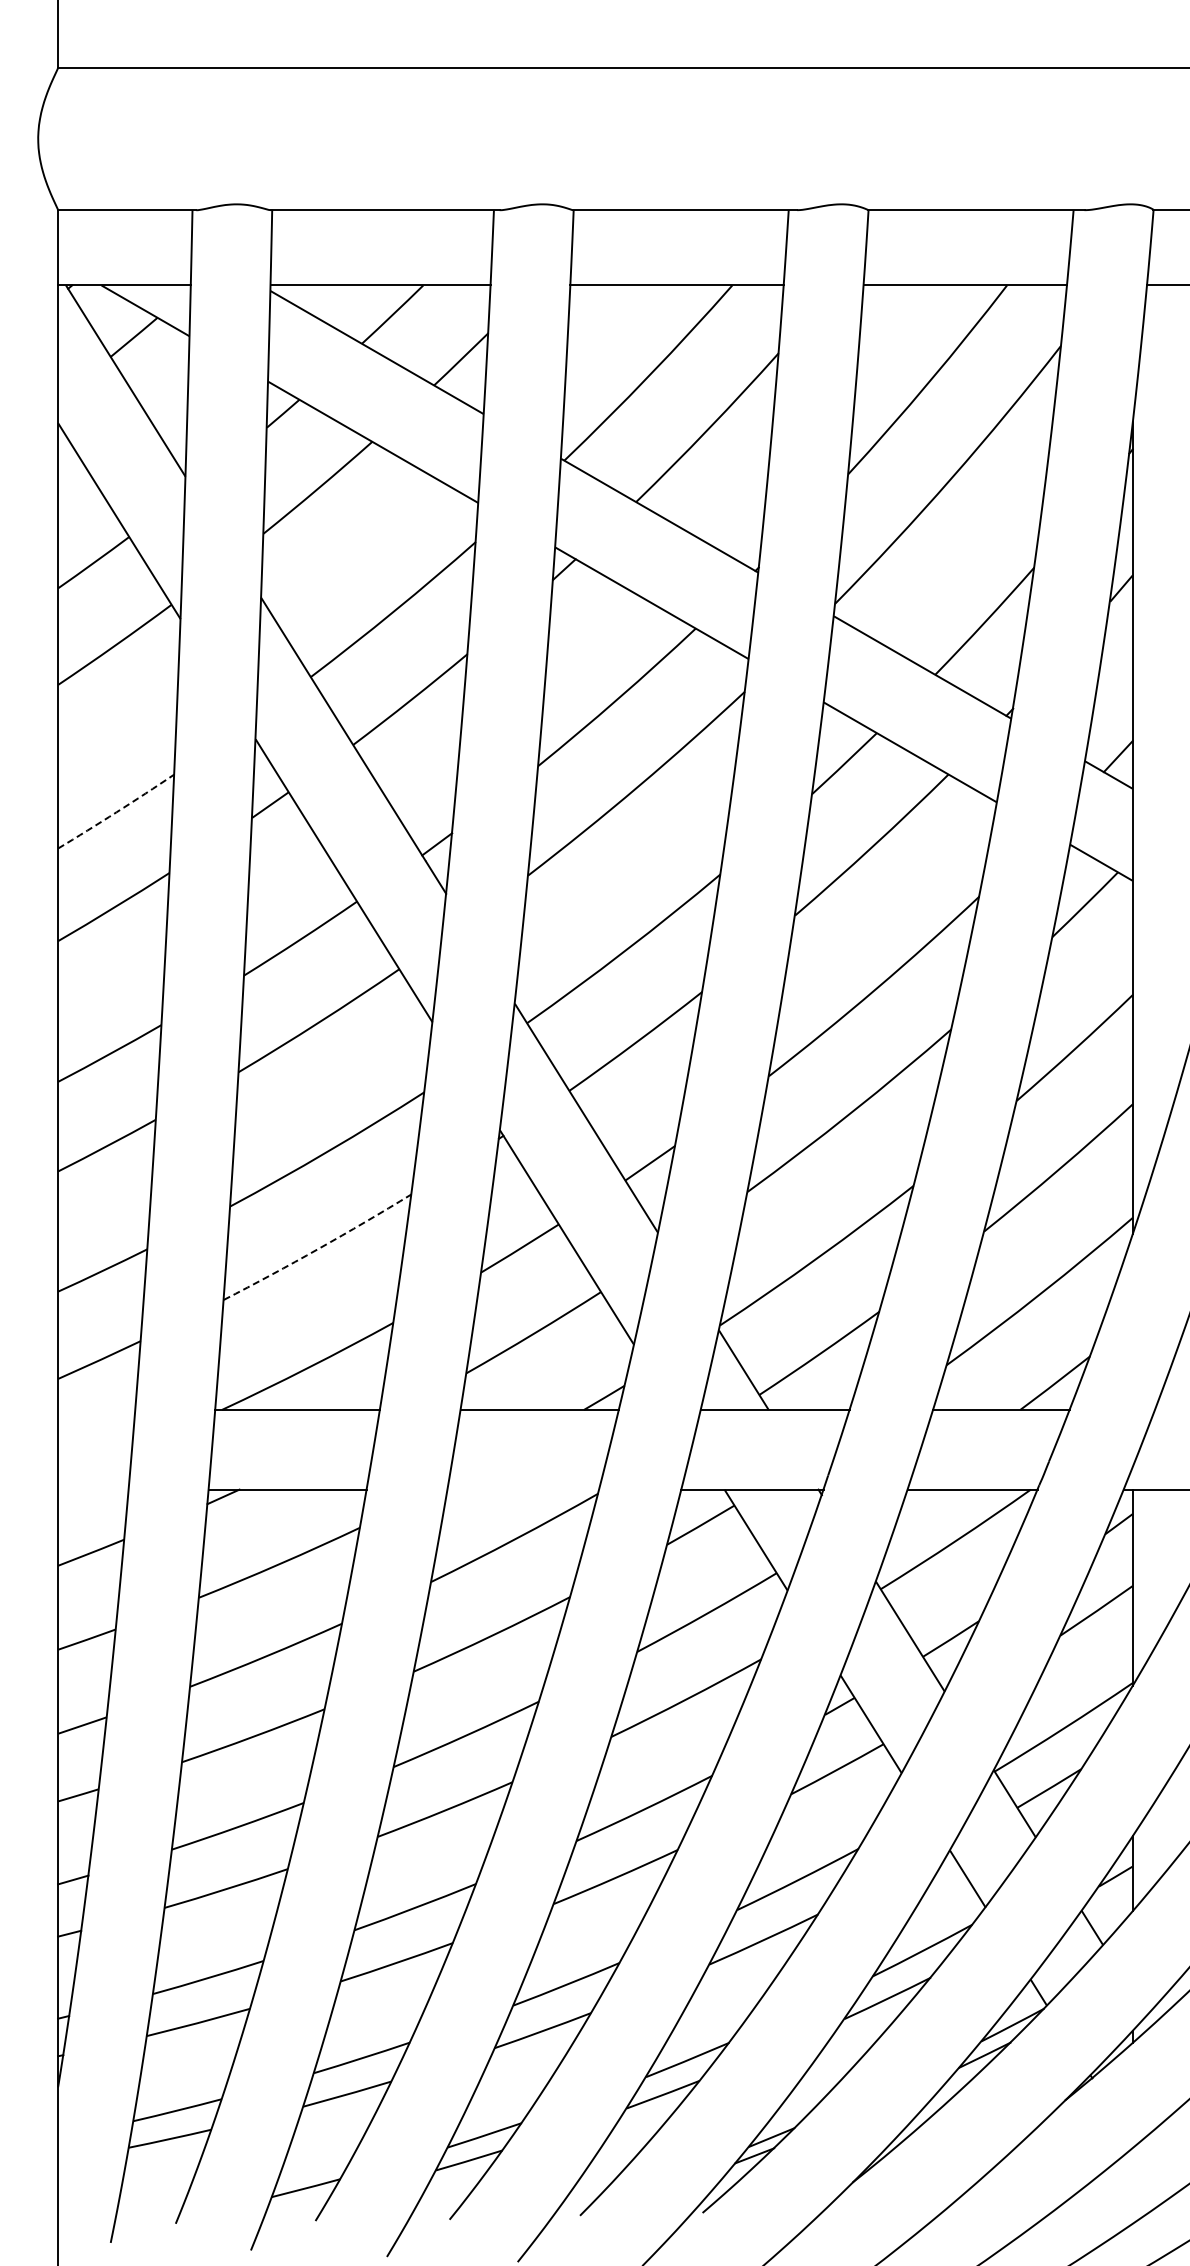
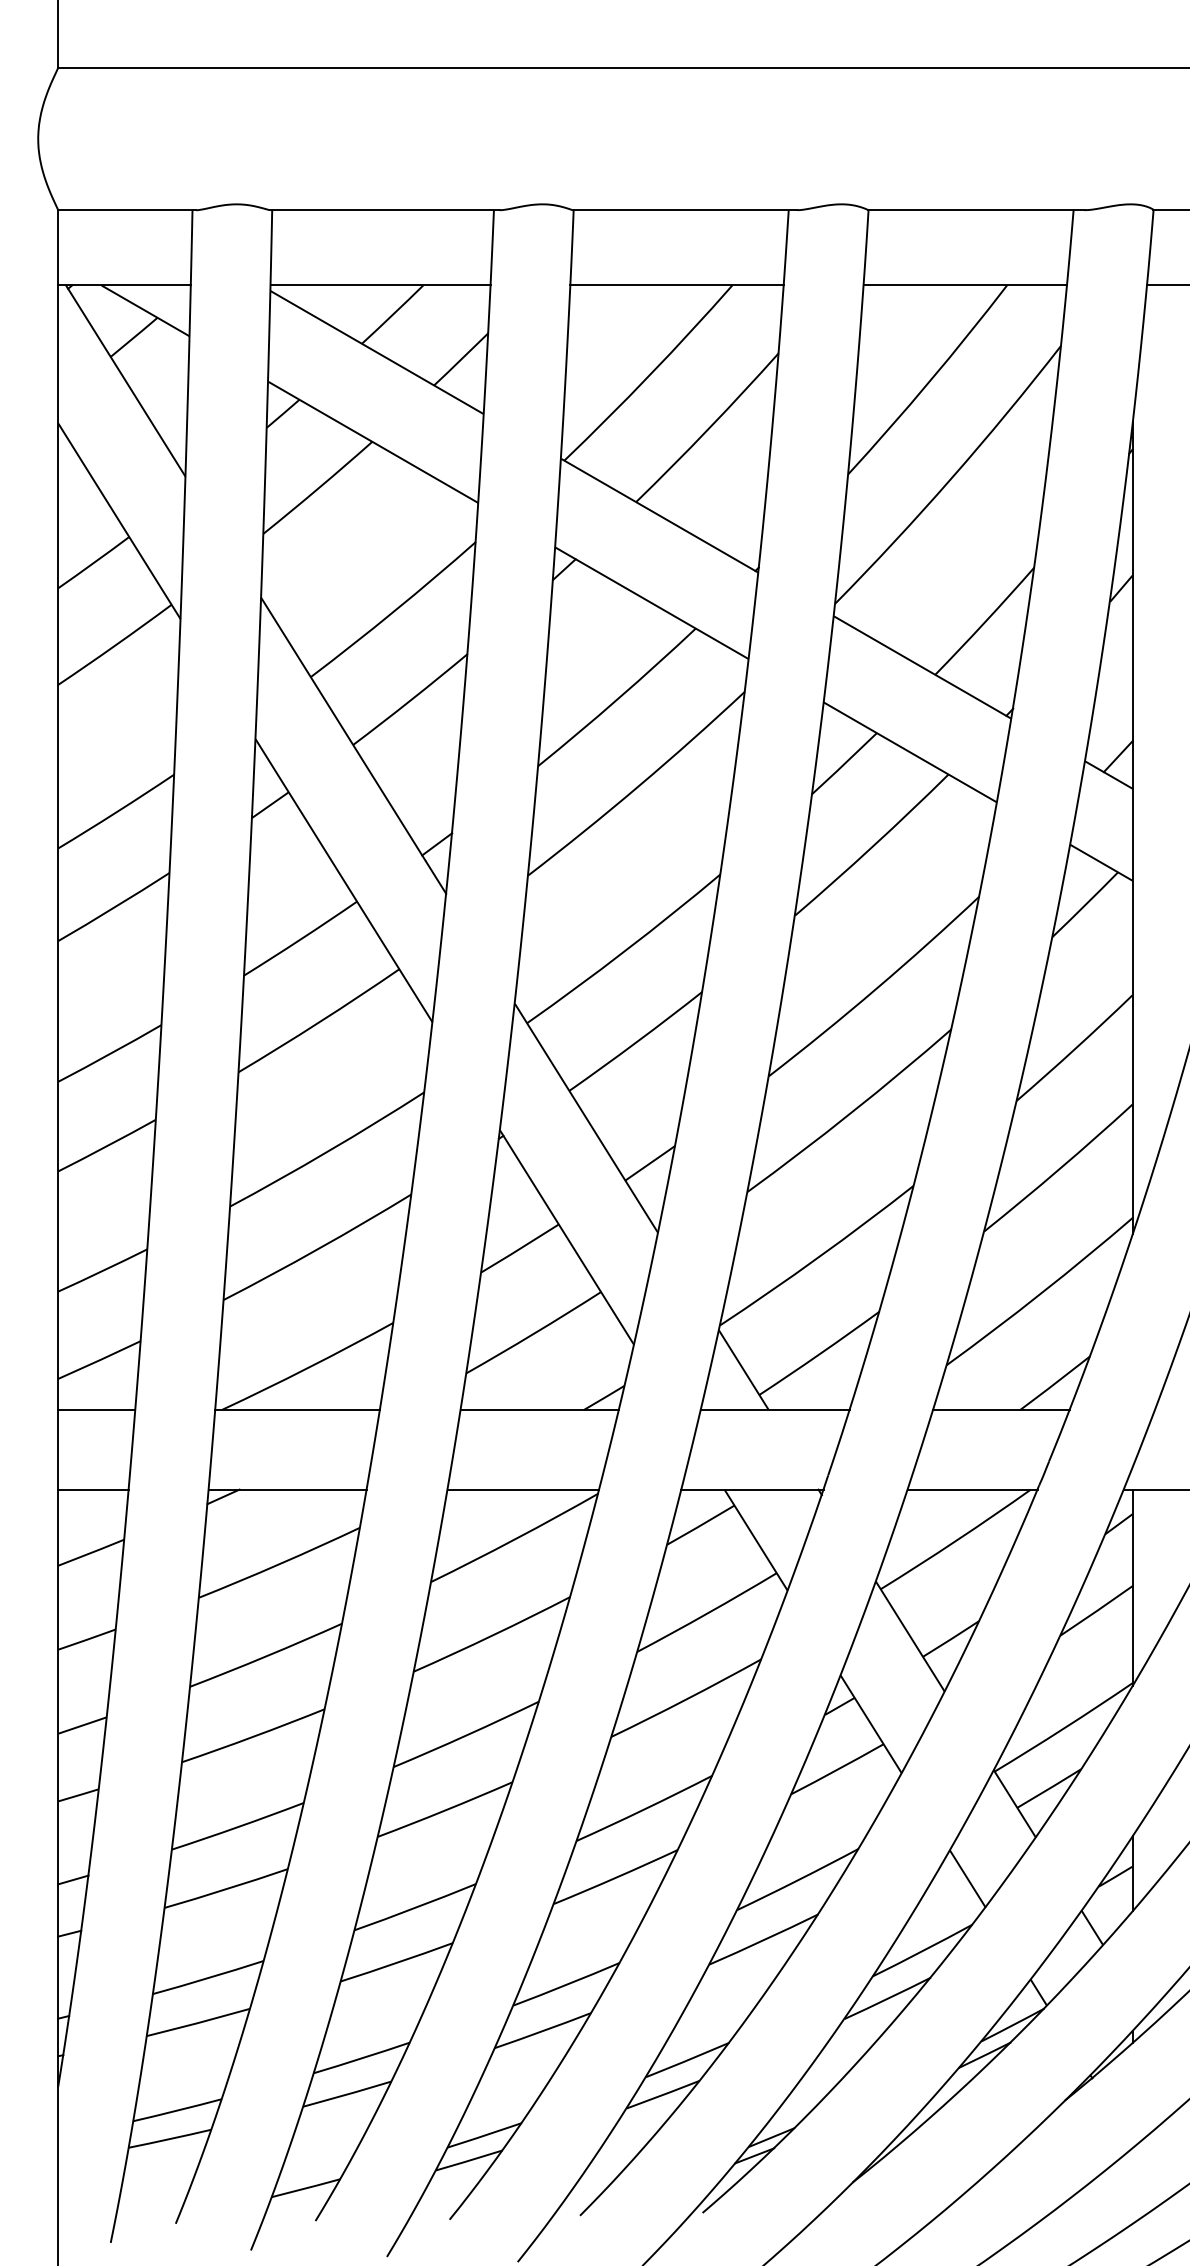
arc: dashed -> solid (116, 812)
arc: dashed -> solid (318, 1248)
line: none -> present (96, 1409)
line: none -> present (93, 1489)
line: none -> present (523, 1489)
